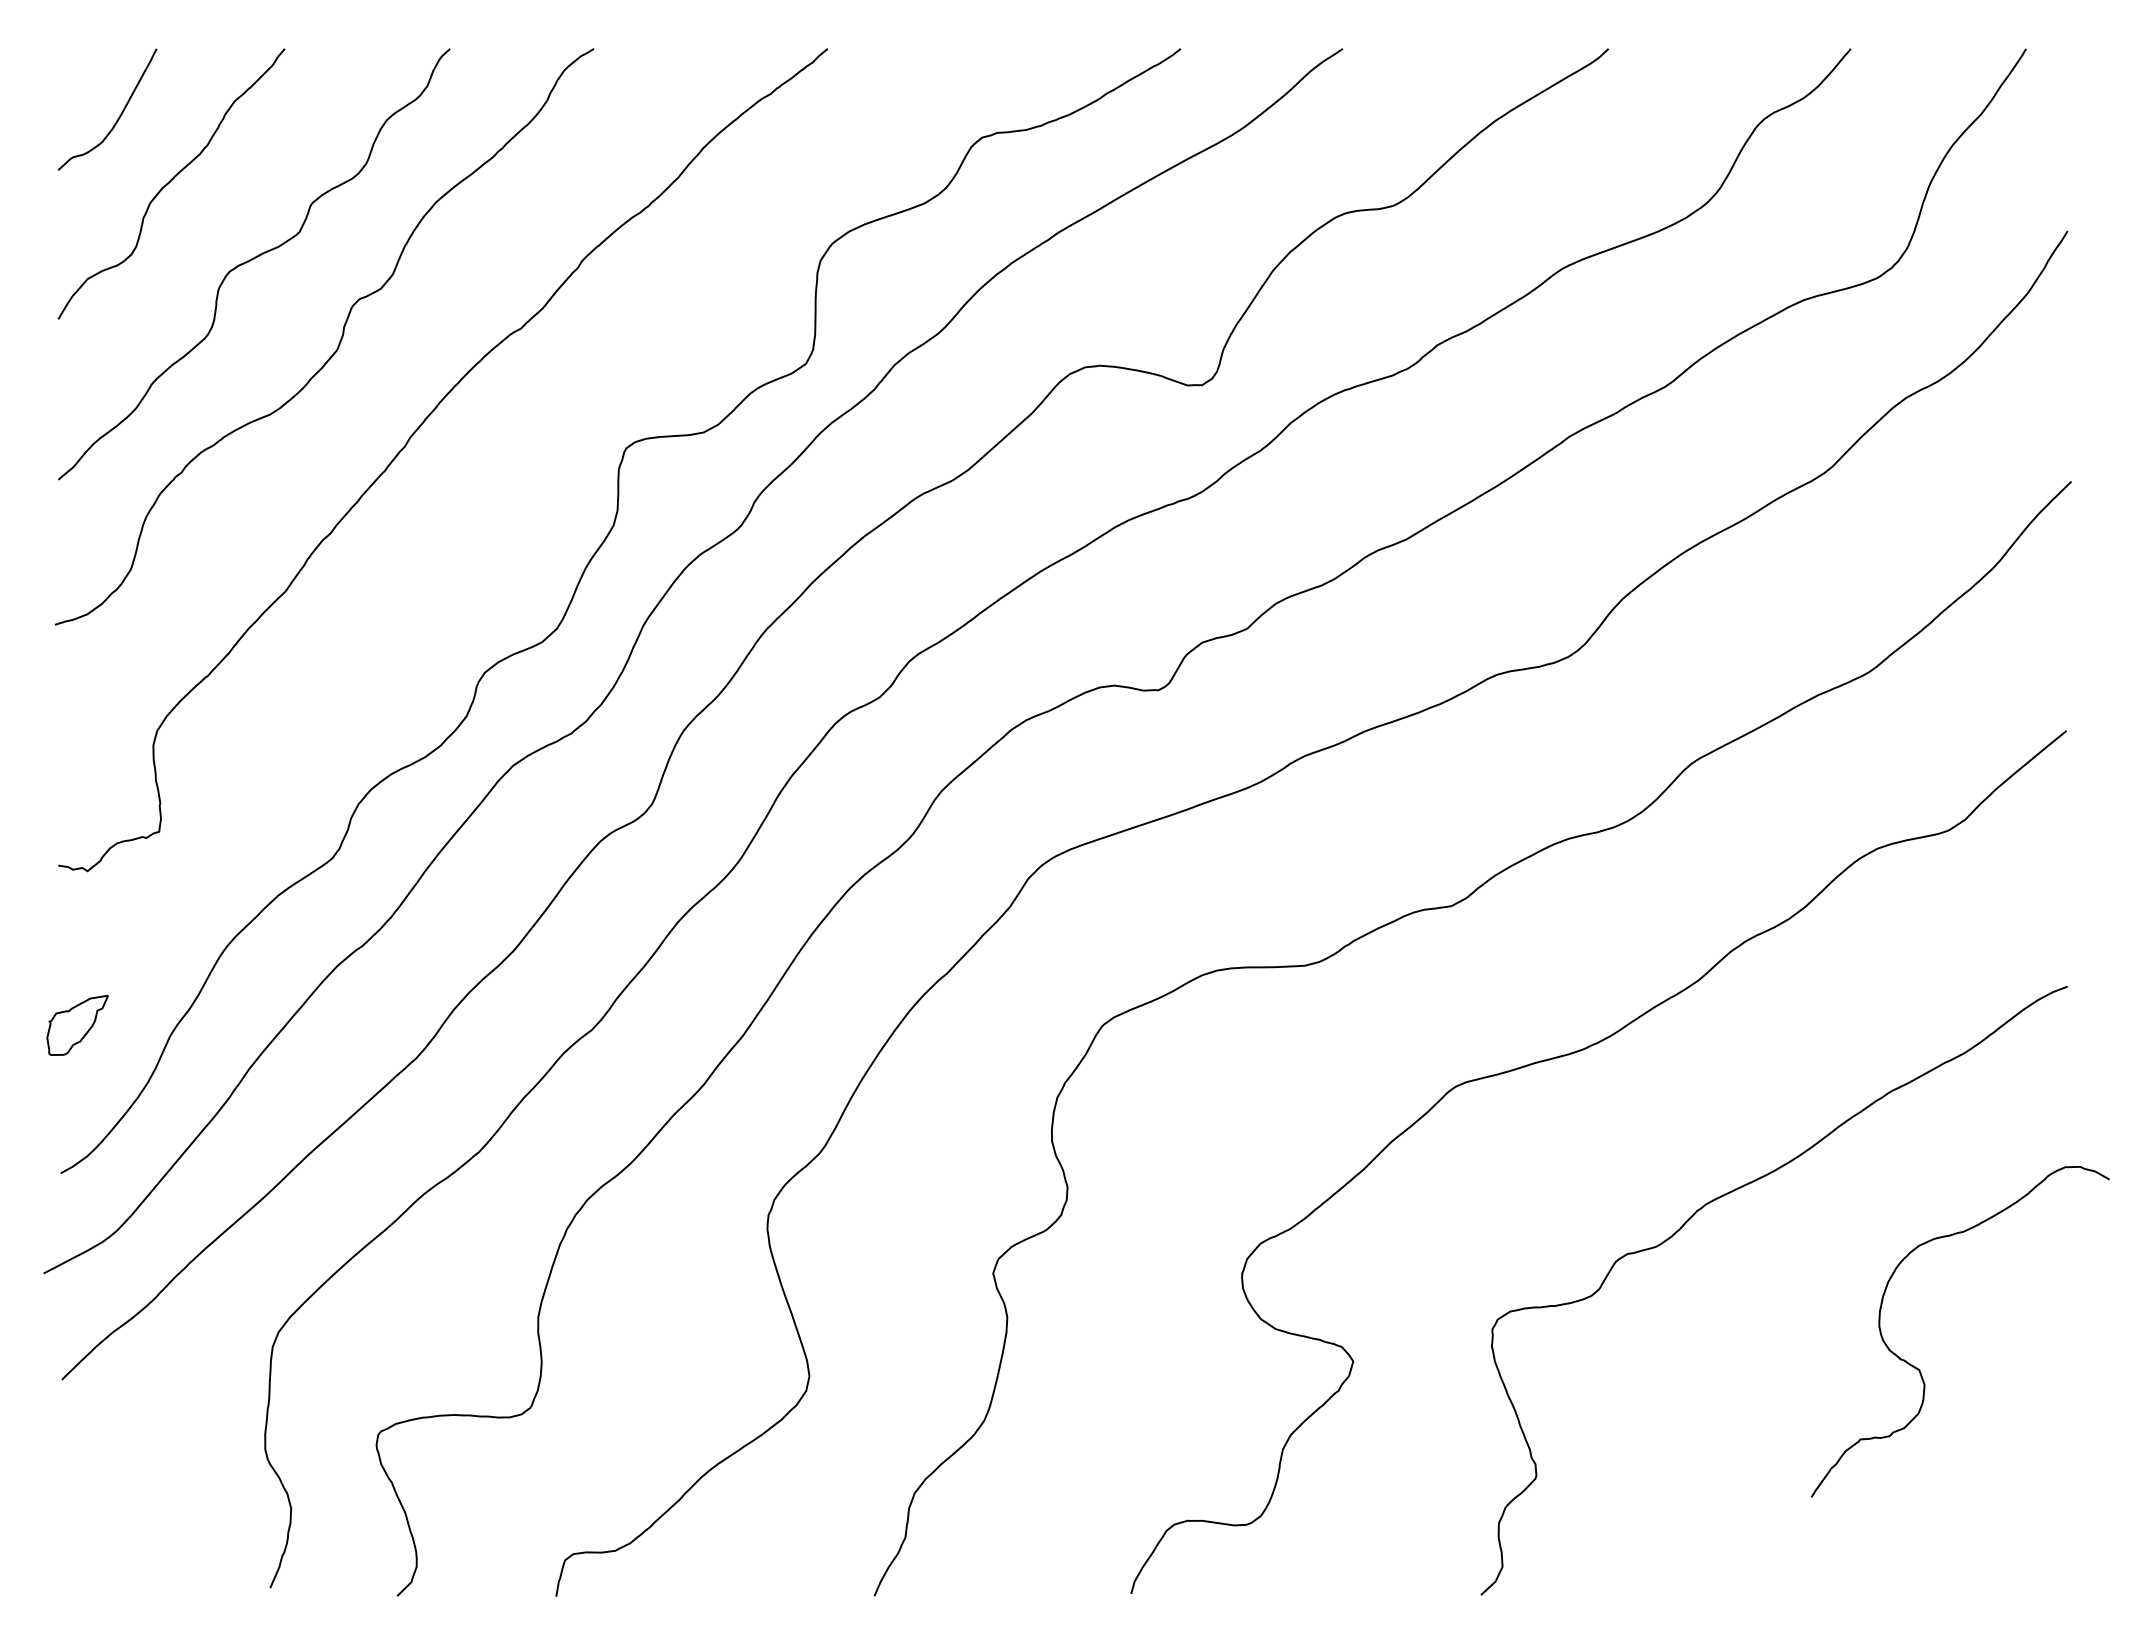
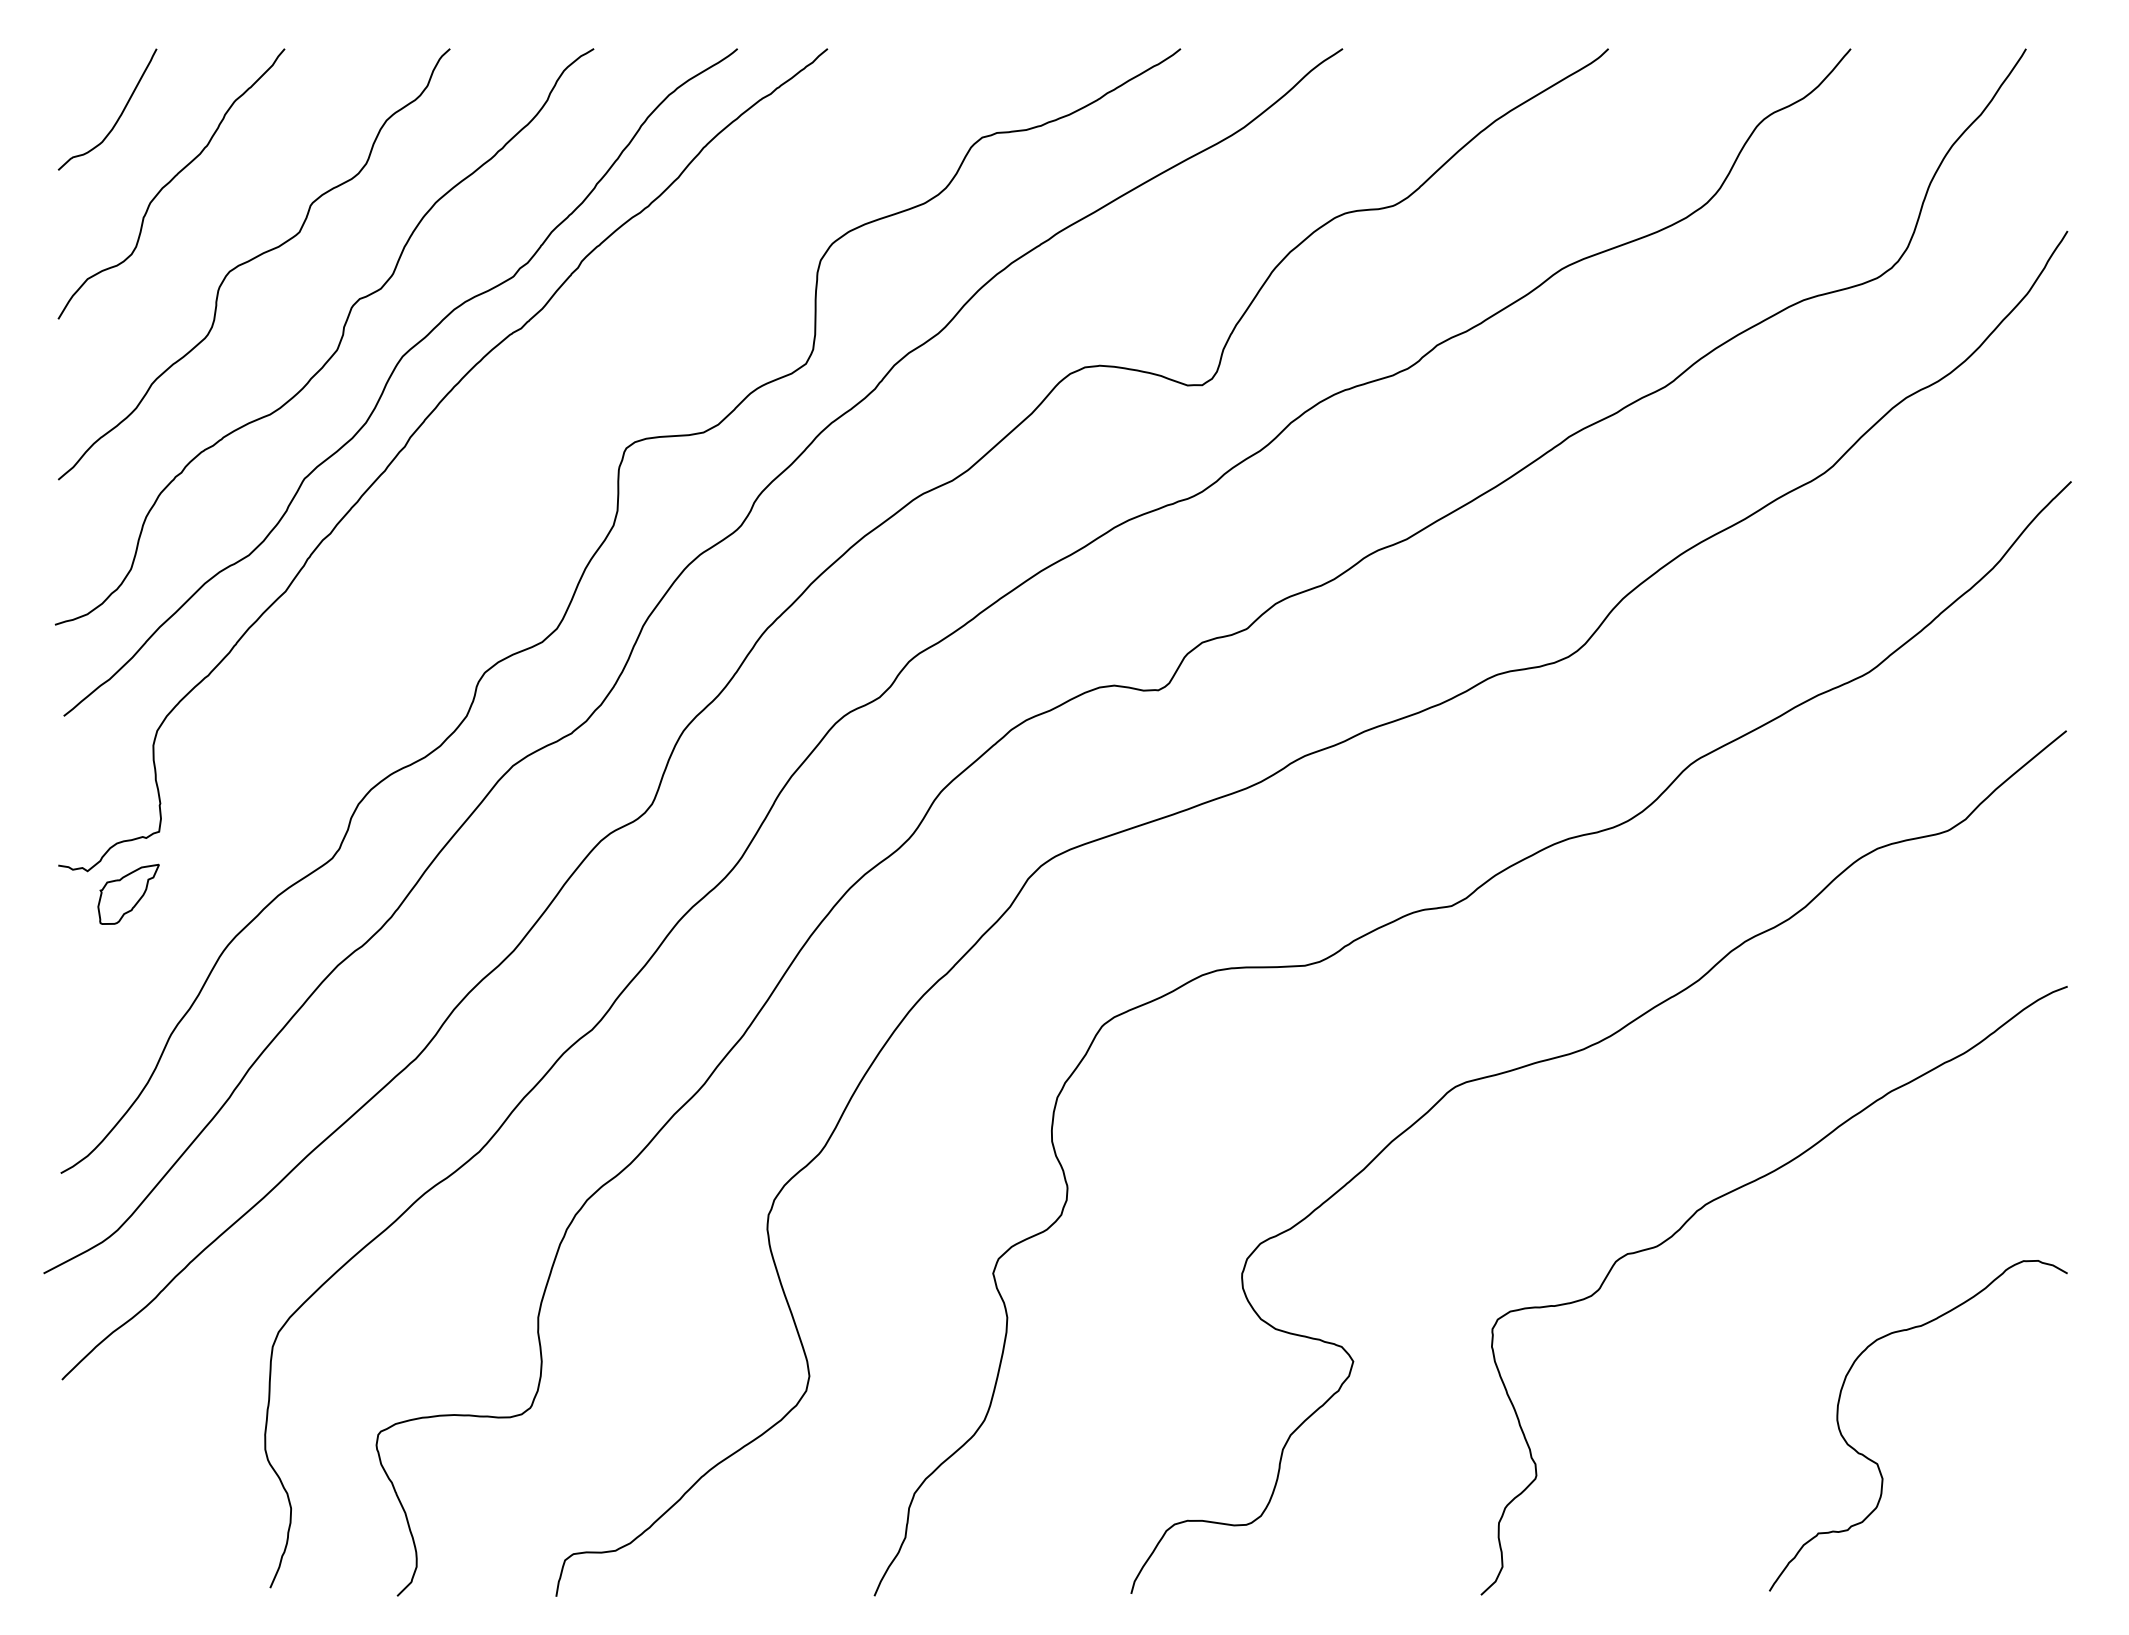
curve: none -> present (390, 378)
part position: (77, 1024) -> (128, 893) (128, 893)
curve position: (1920, 1370) -> (1878, 1464) (1878, 1464)
